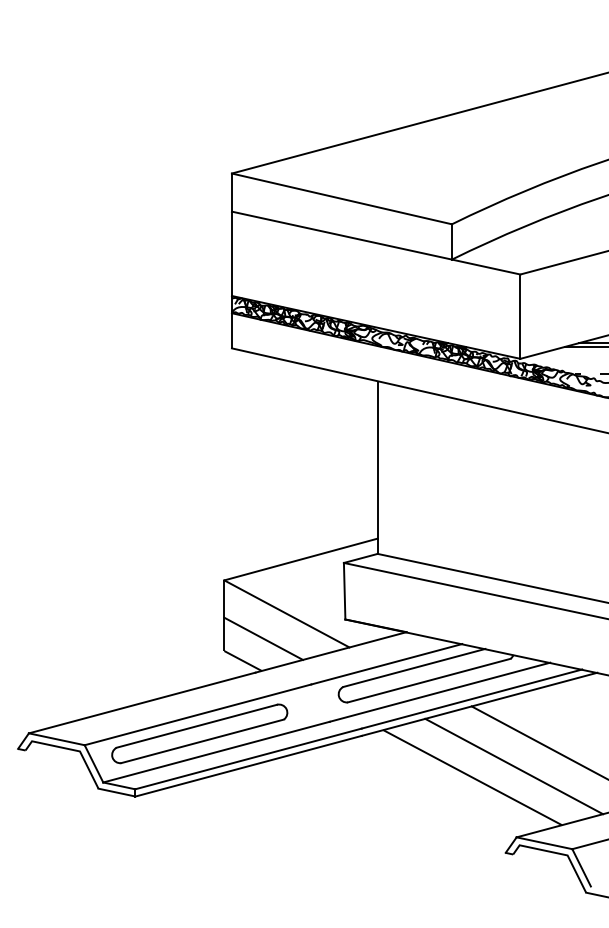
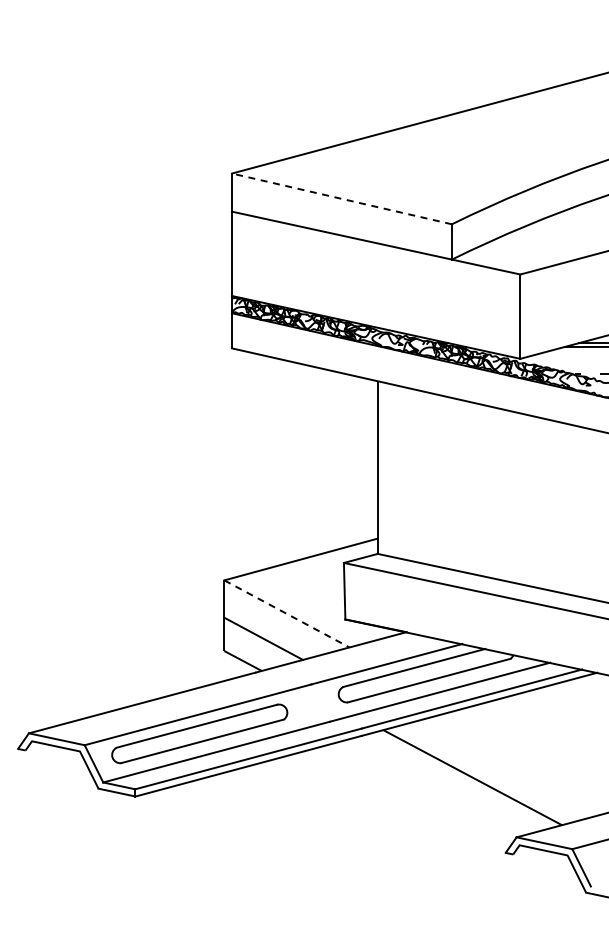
line: solid -> dashed (341, 198)
line: solid -> dashed (286, 613)
line: present -> none (538, 741)
line: present -> none (514, 766)
